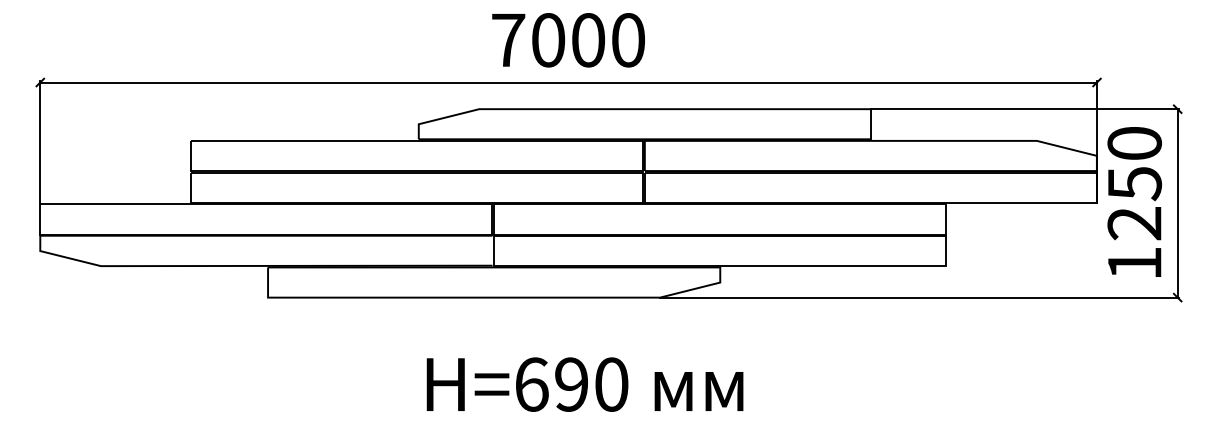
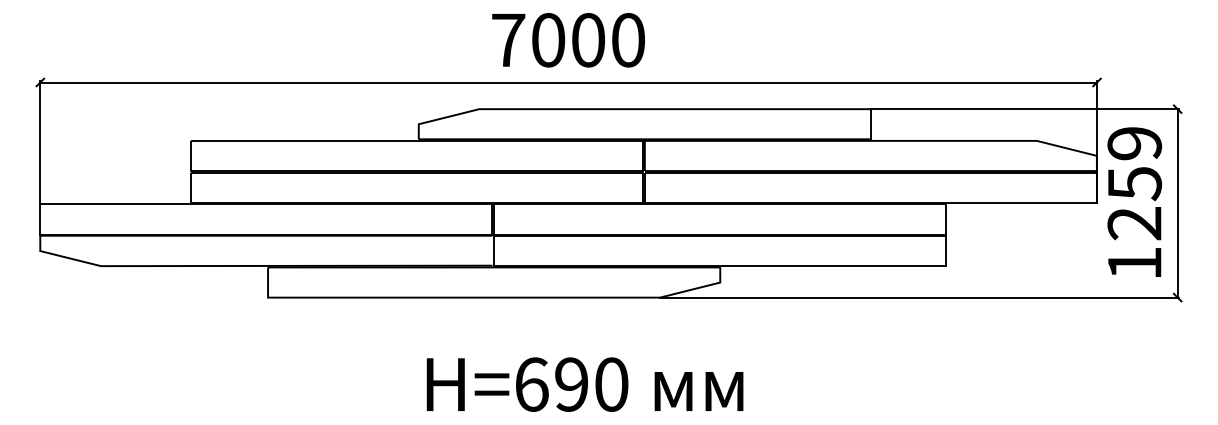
text: 1250 -> 1259 (1134, 143)
